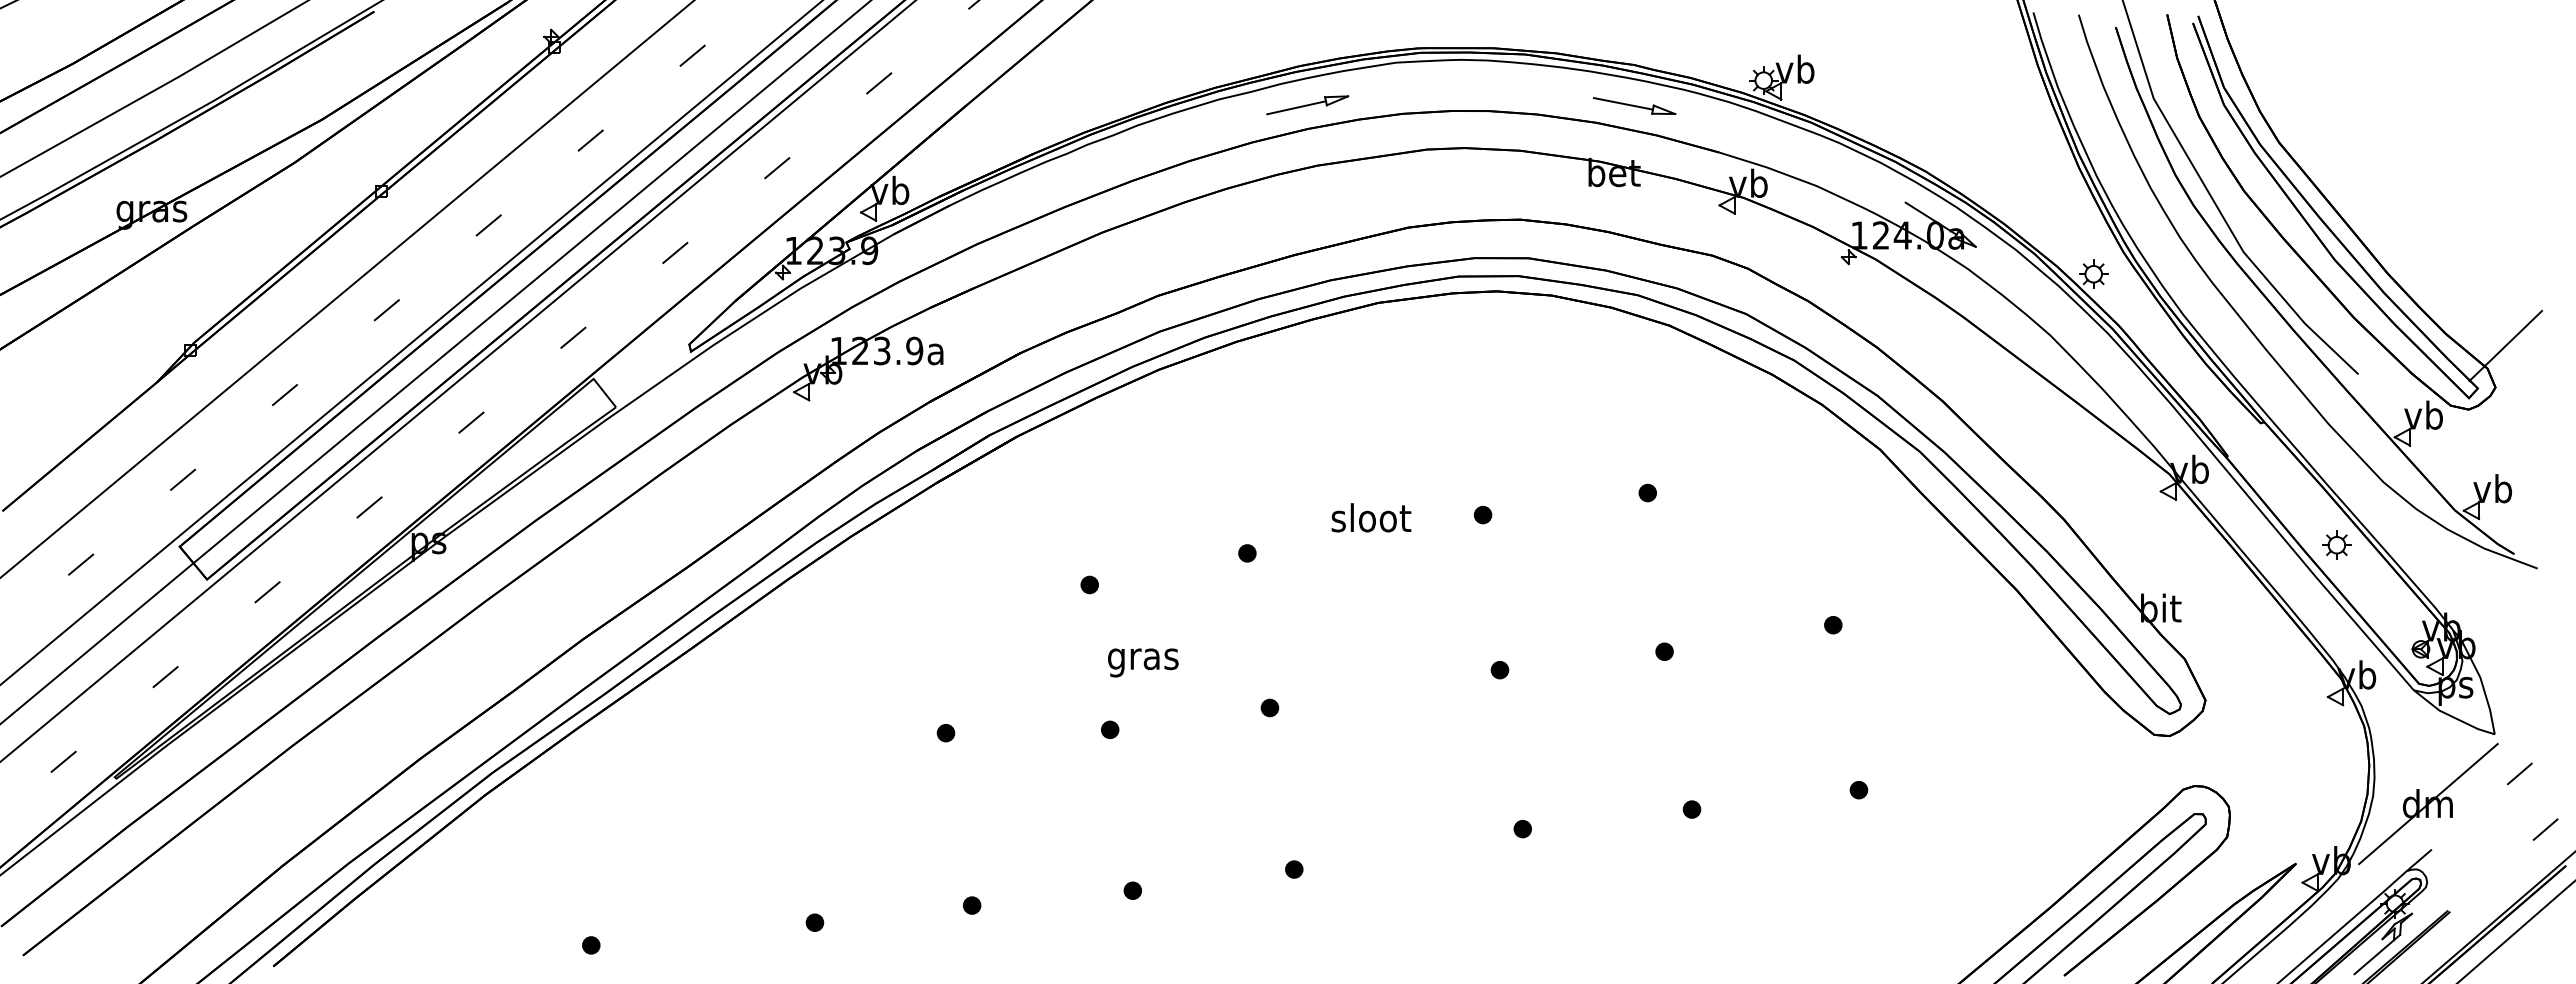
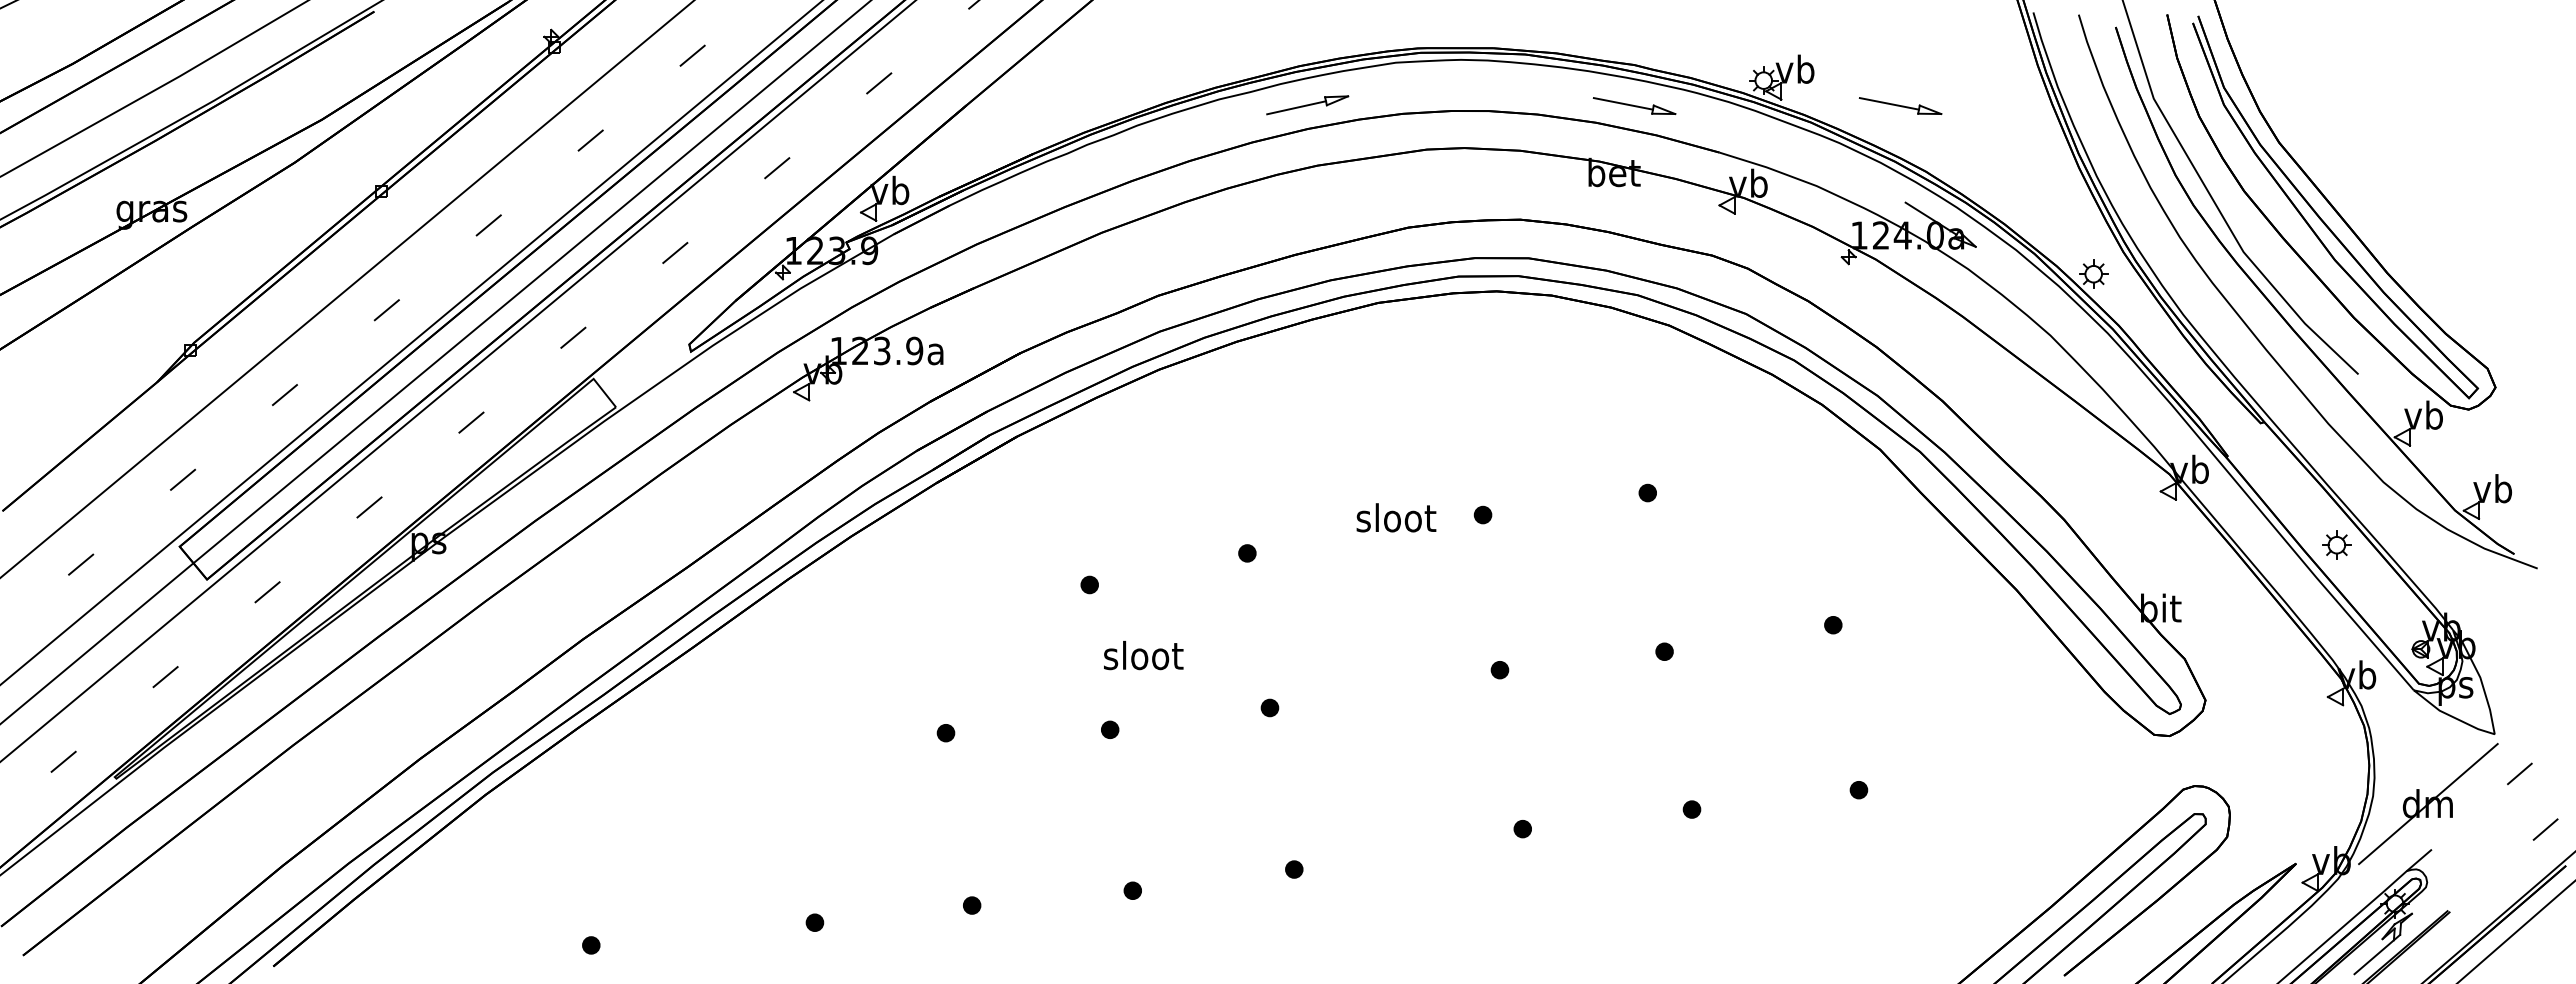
part: none -> present (1900, 105)
line: present -> none (2505, 345)
text position: (1371, 517) -> (1396, 517) (1396, 517)
text: gras -> sloot (1143, 658)
